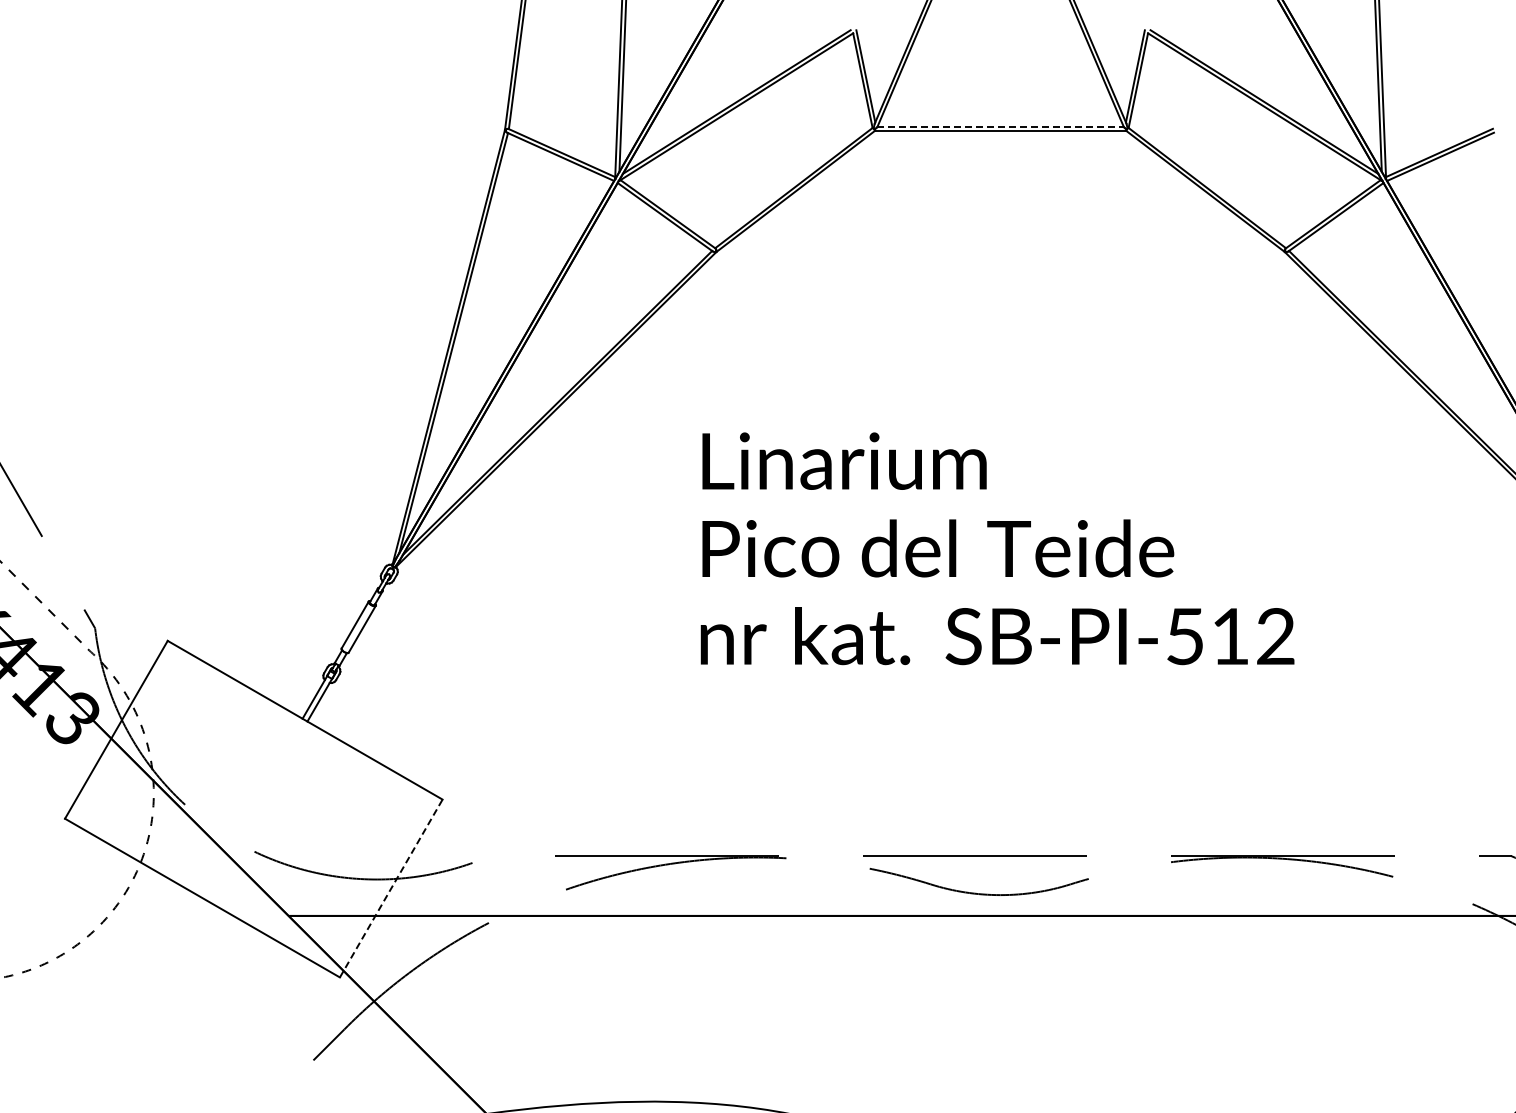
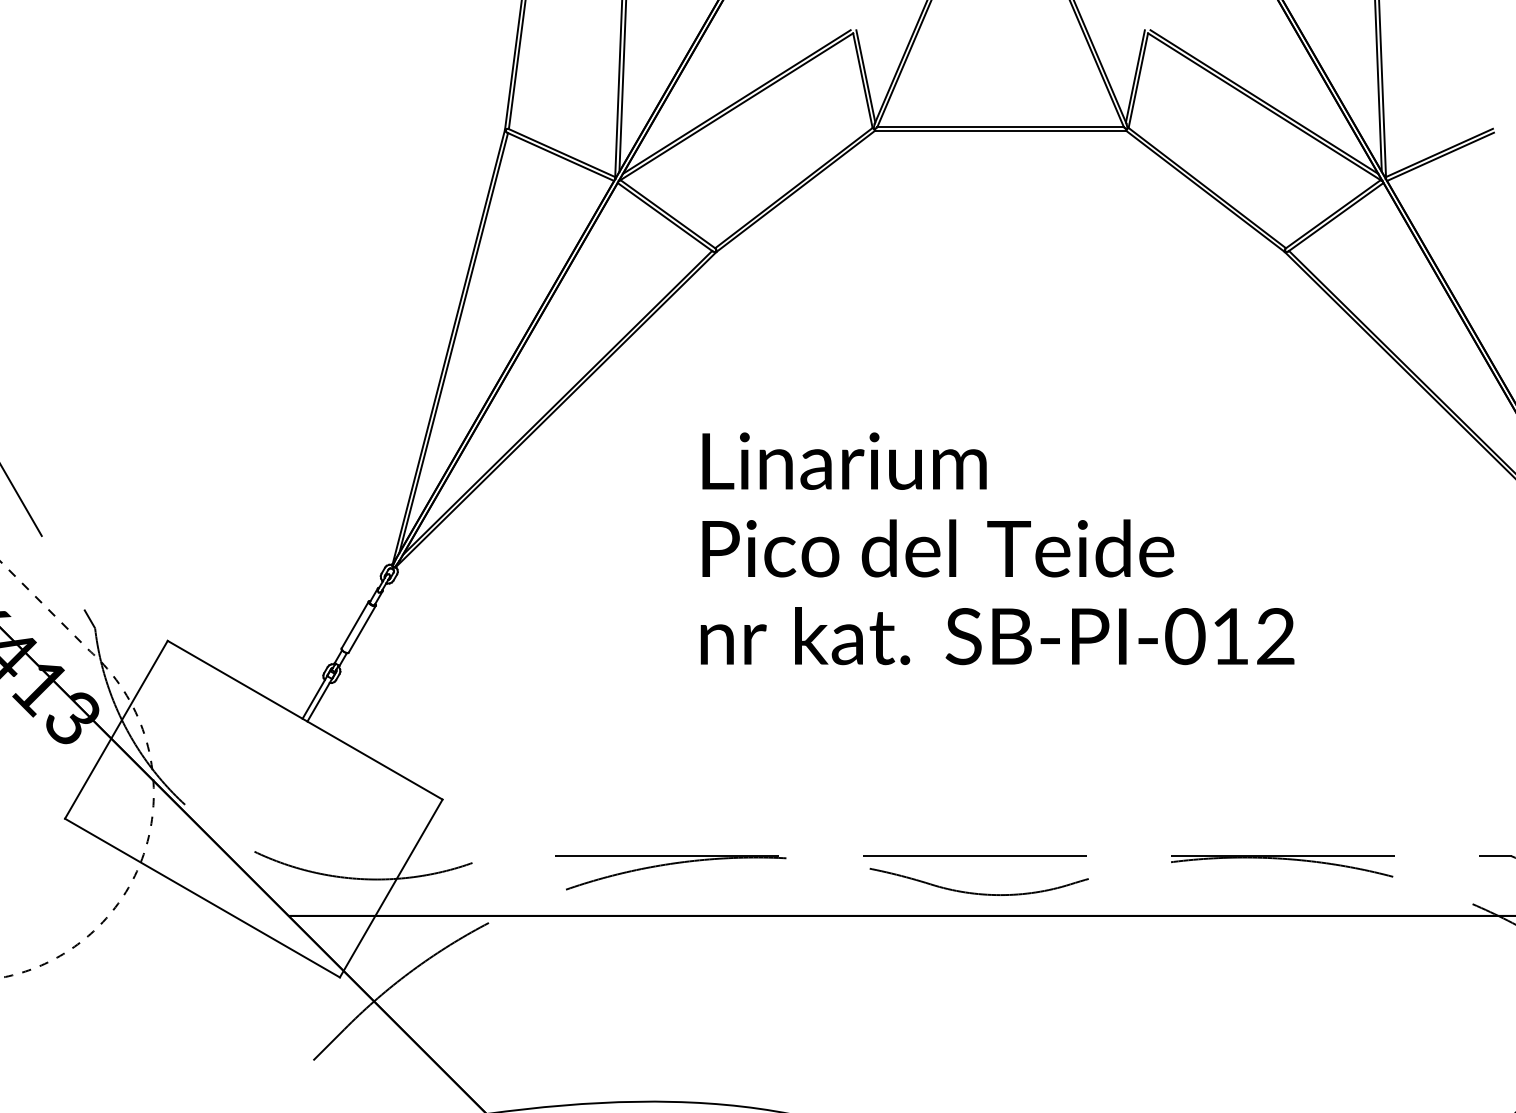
line: dashed -> solid (1001, 126)
text: SB-PI-512 -> SB-PI-012 (1185, 636)
line: dashed -> solid (391, 888)
